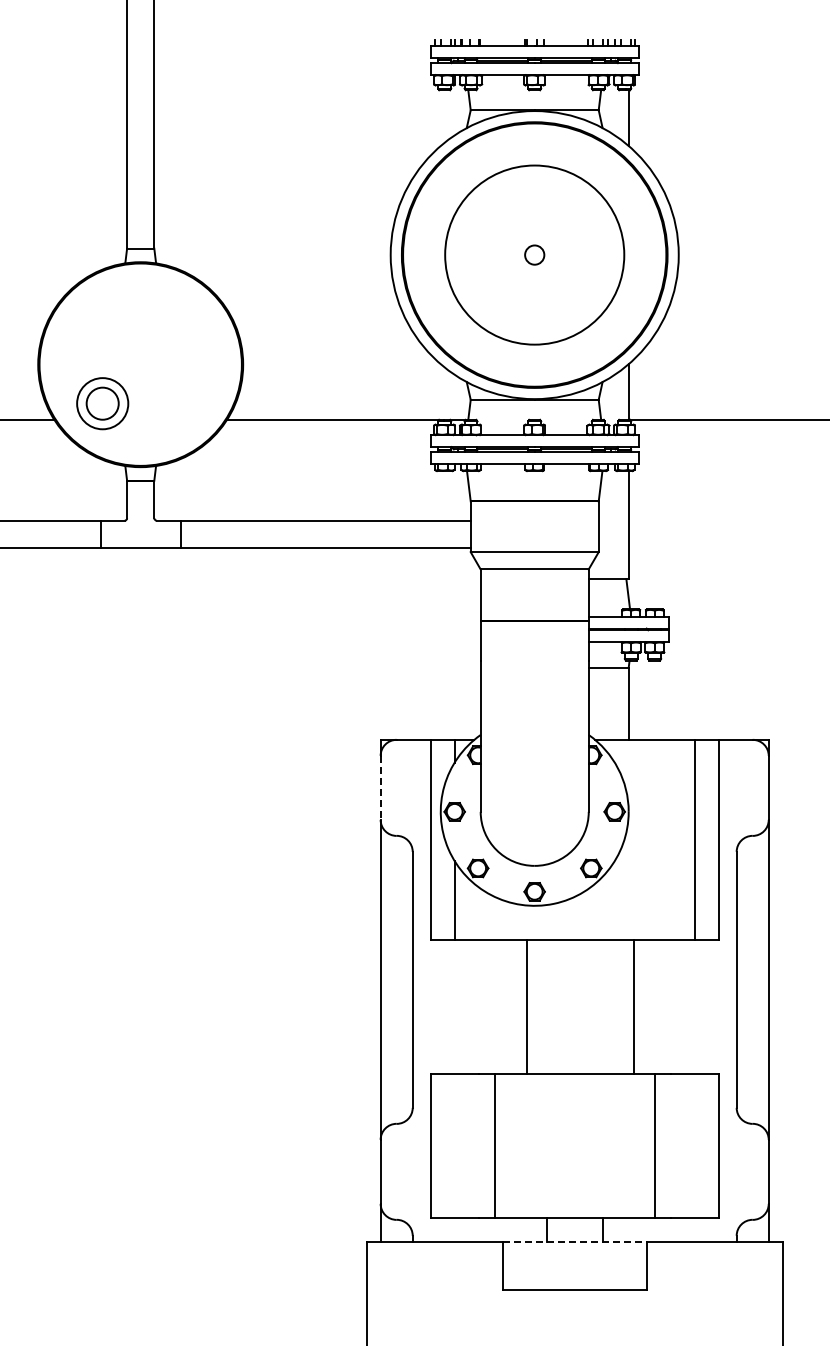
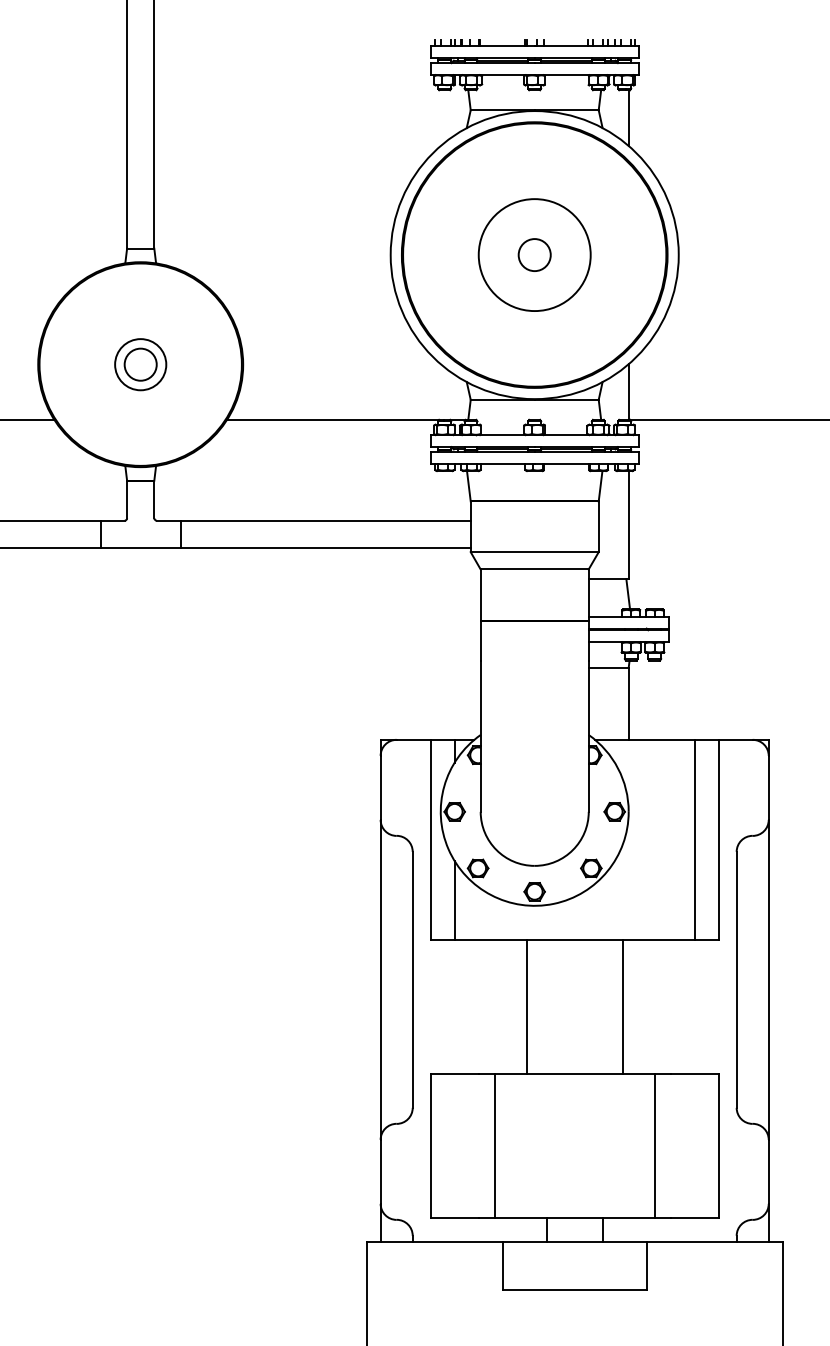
circle diameter: 179 px -> 112 px (534, 255)
circle diameter: 19 px -> 32 px (534, 255)
part position: (102, 403) -> (140, 364) (140, 364)
line: dashed -> solid (380, 787)
line position: (633, 1006) -> (622, 1006) (622, 1006)
line: dashed -> solid (574, 1242)
